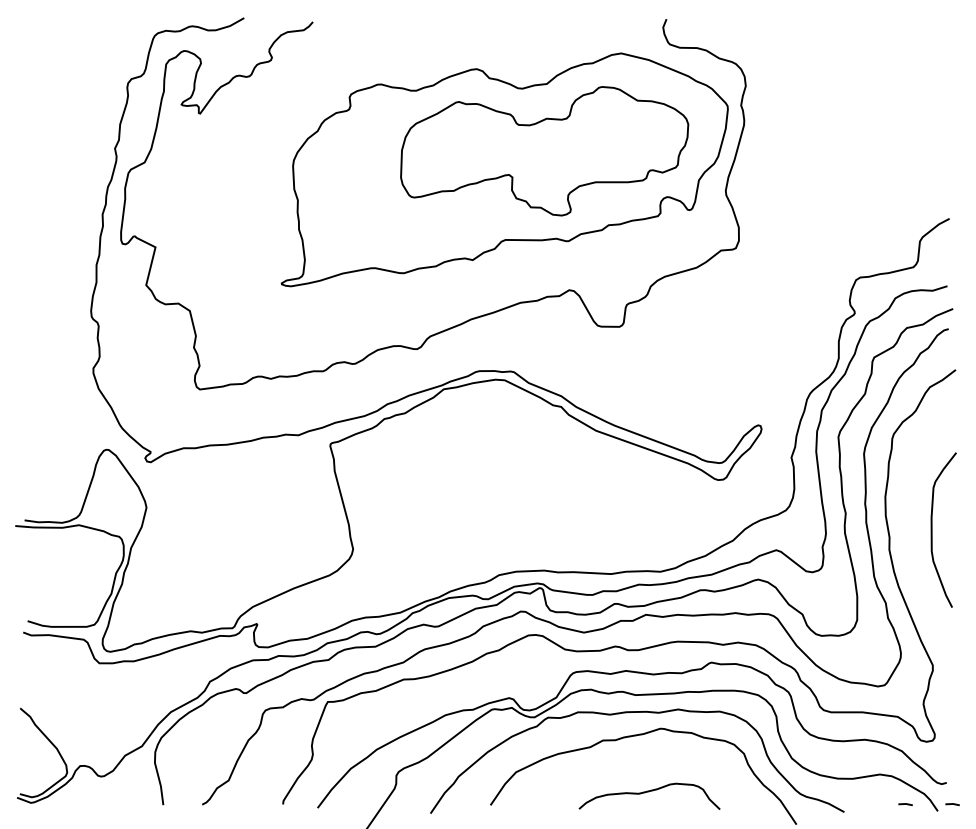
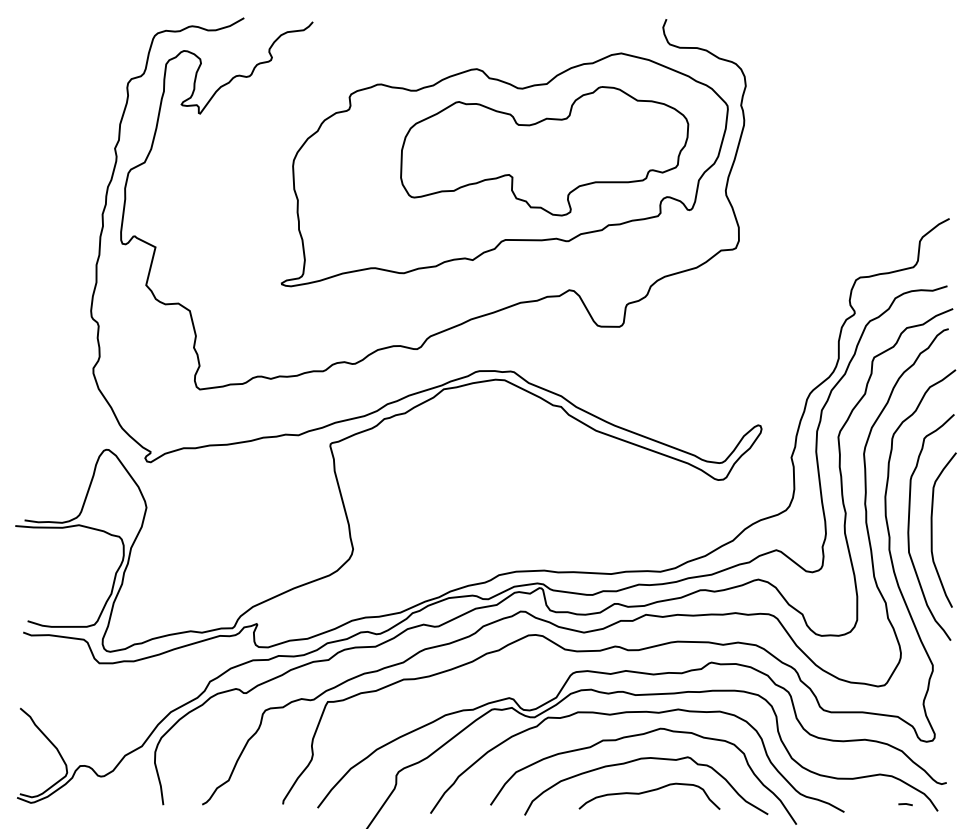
curve: none -> present (909, 527)
curve: none -> present (646, 759)
line: present -> none (952, 804)
